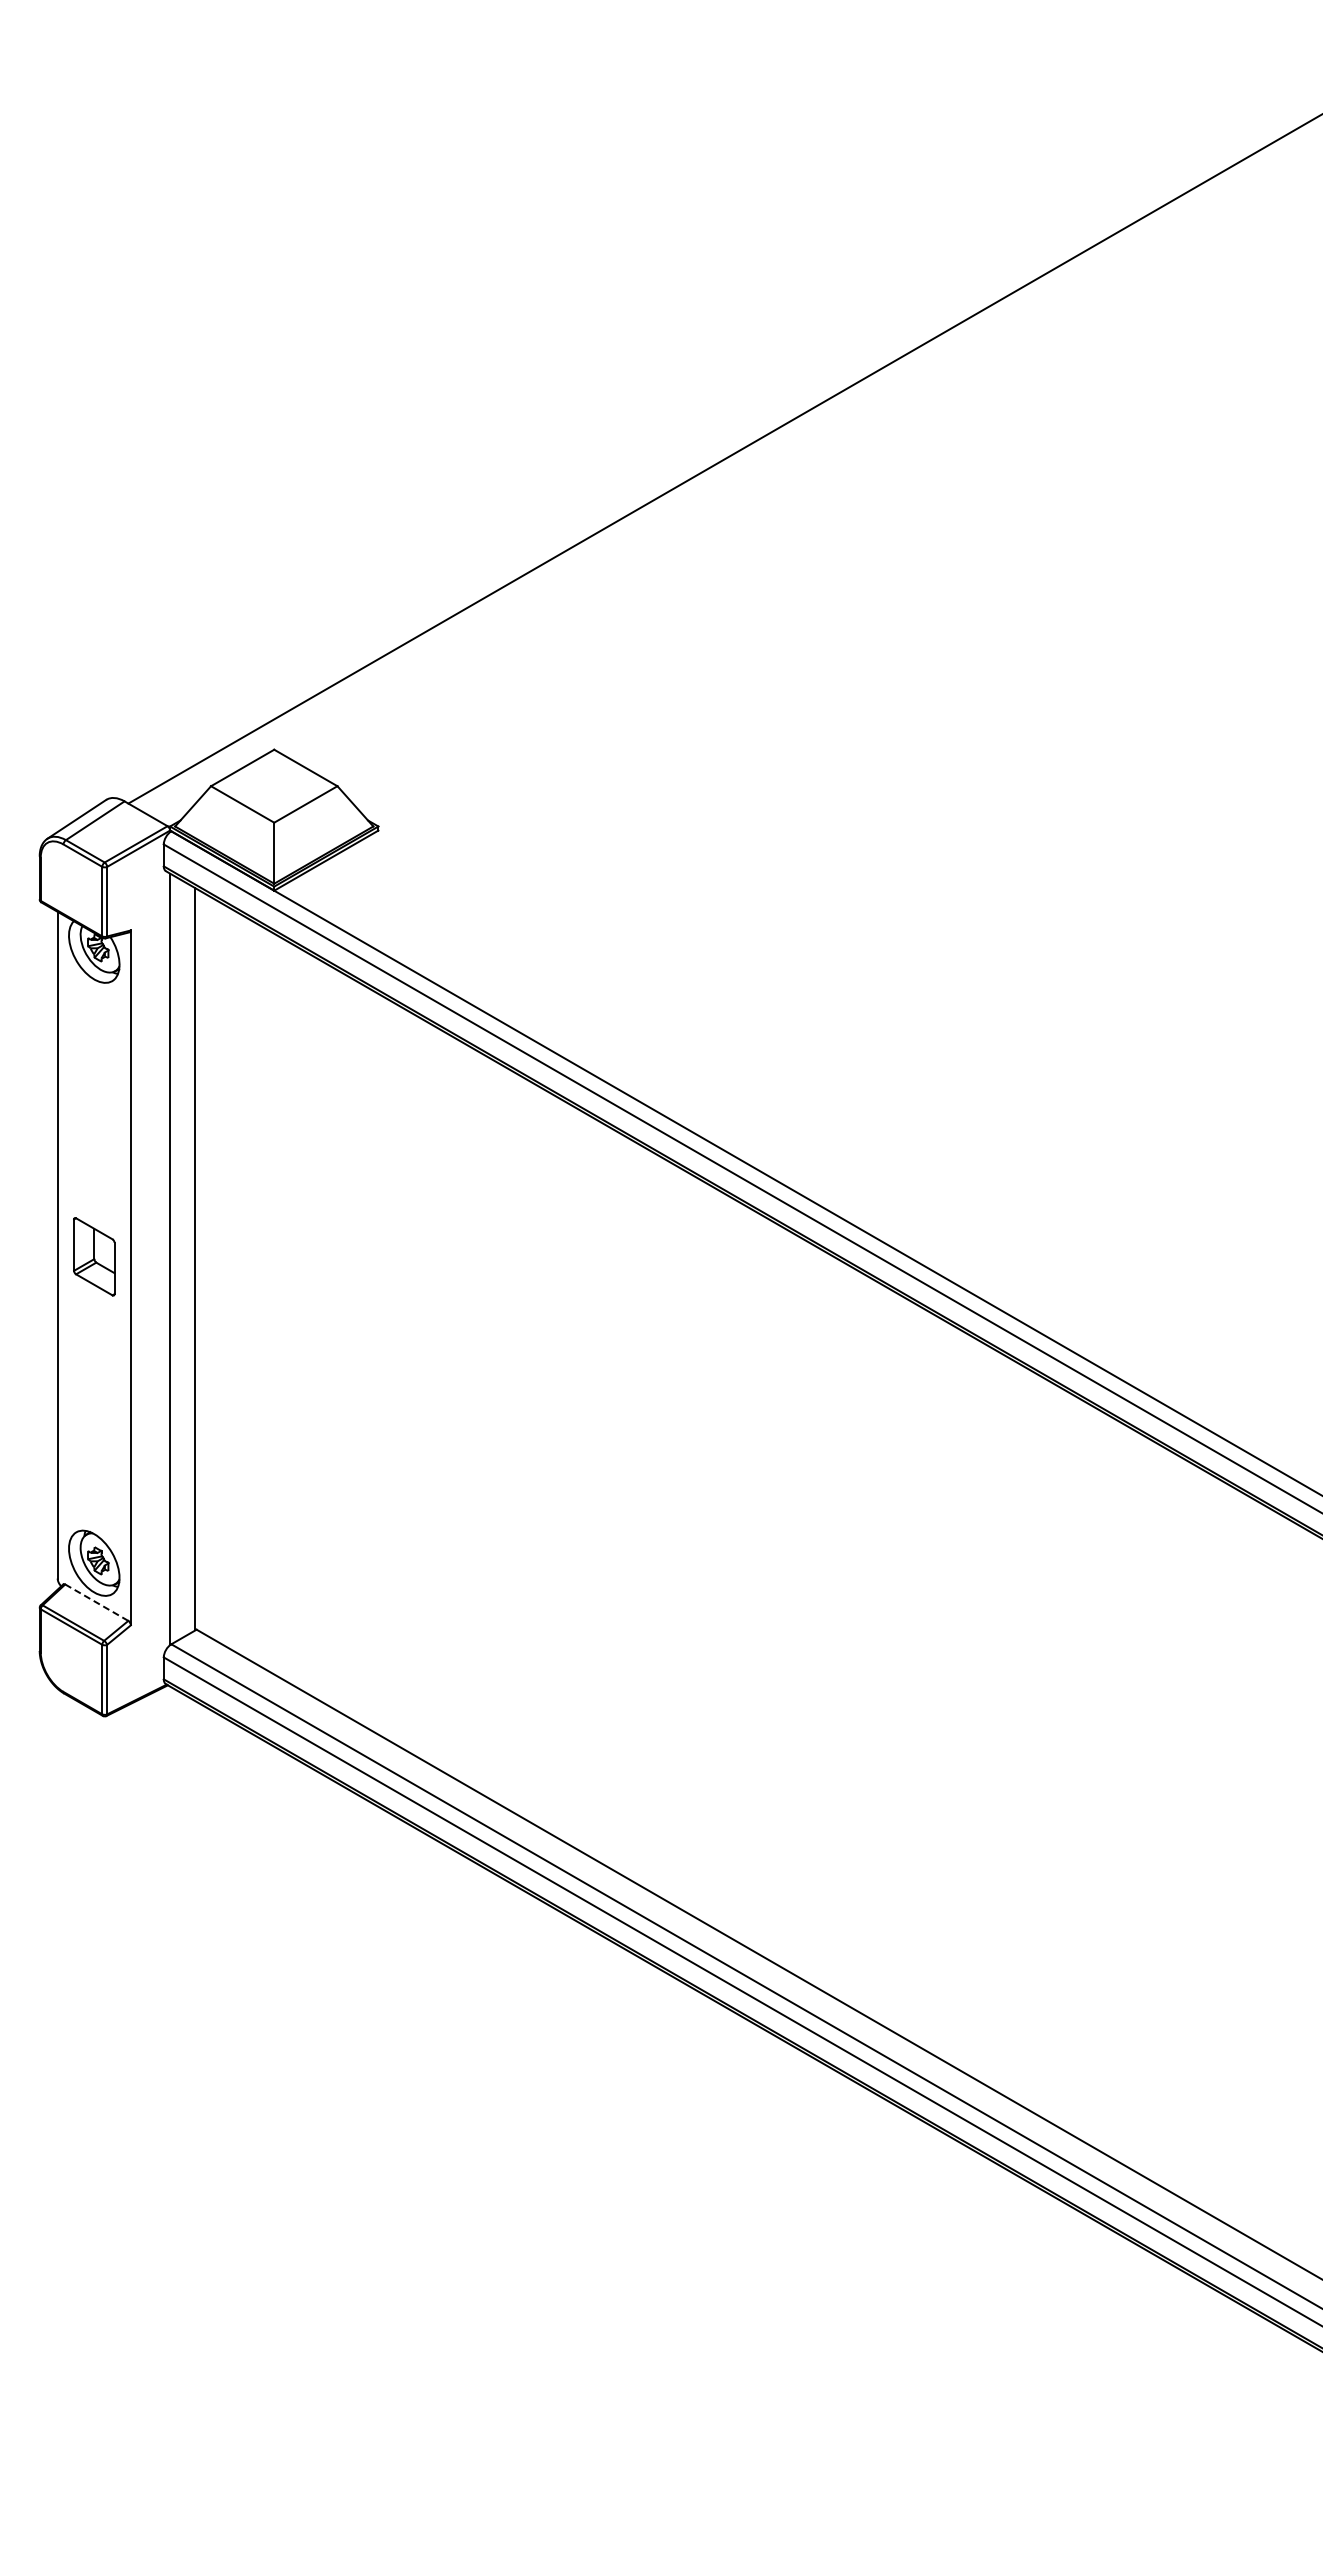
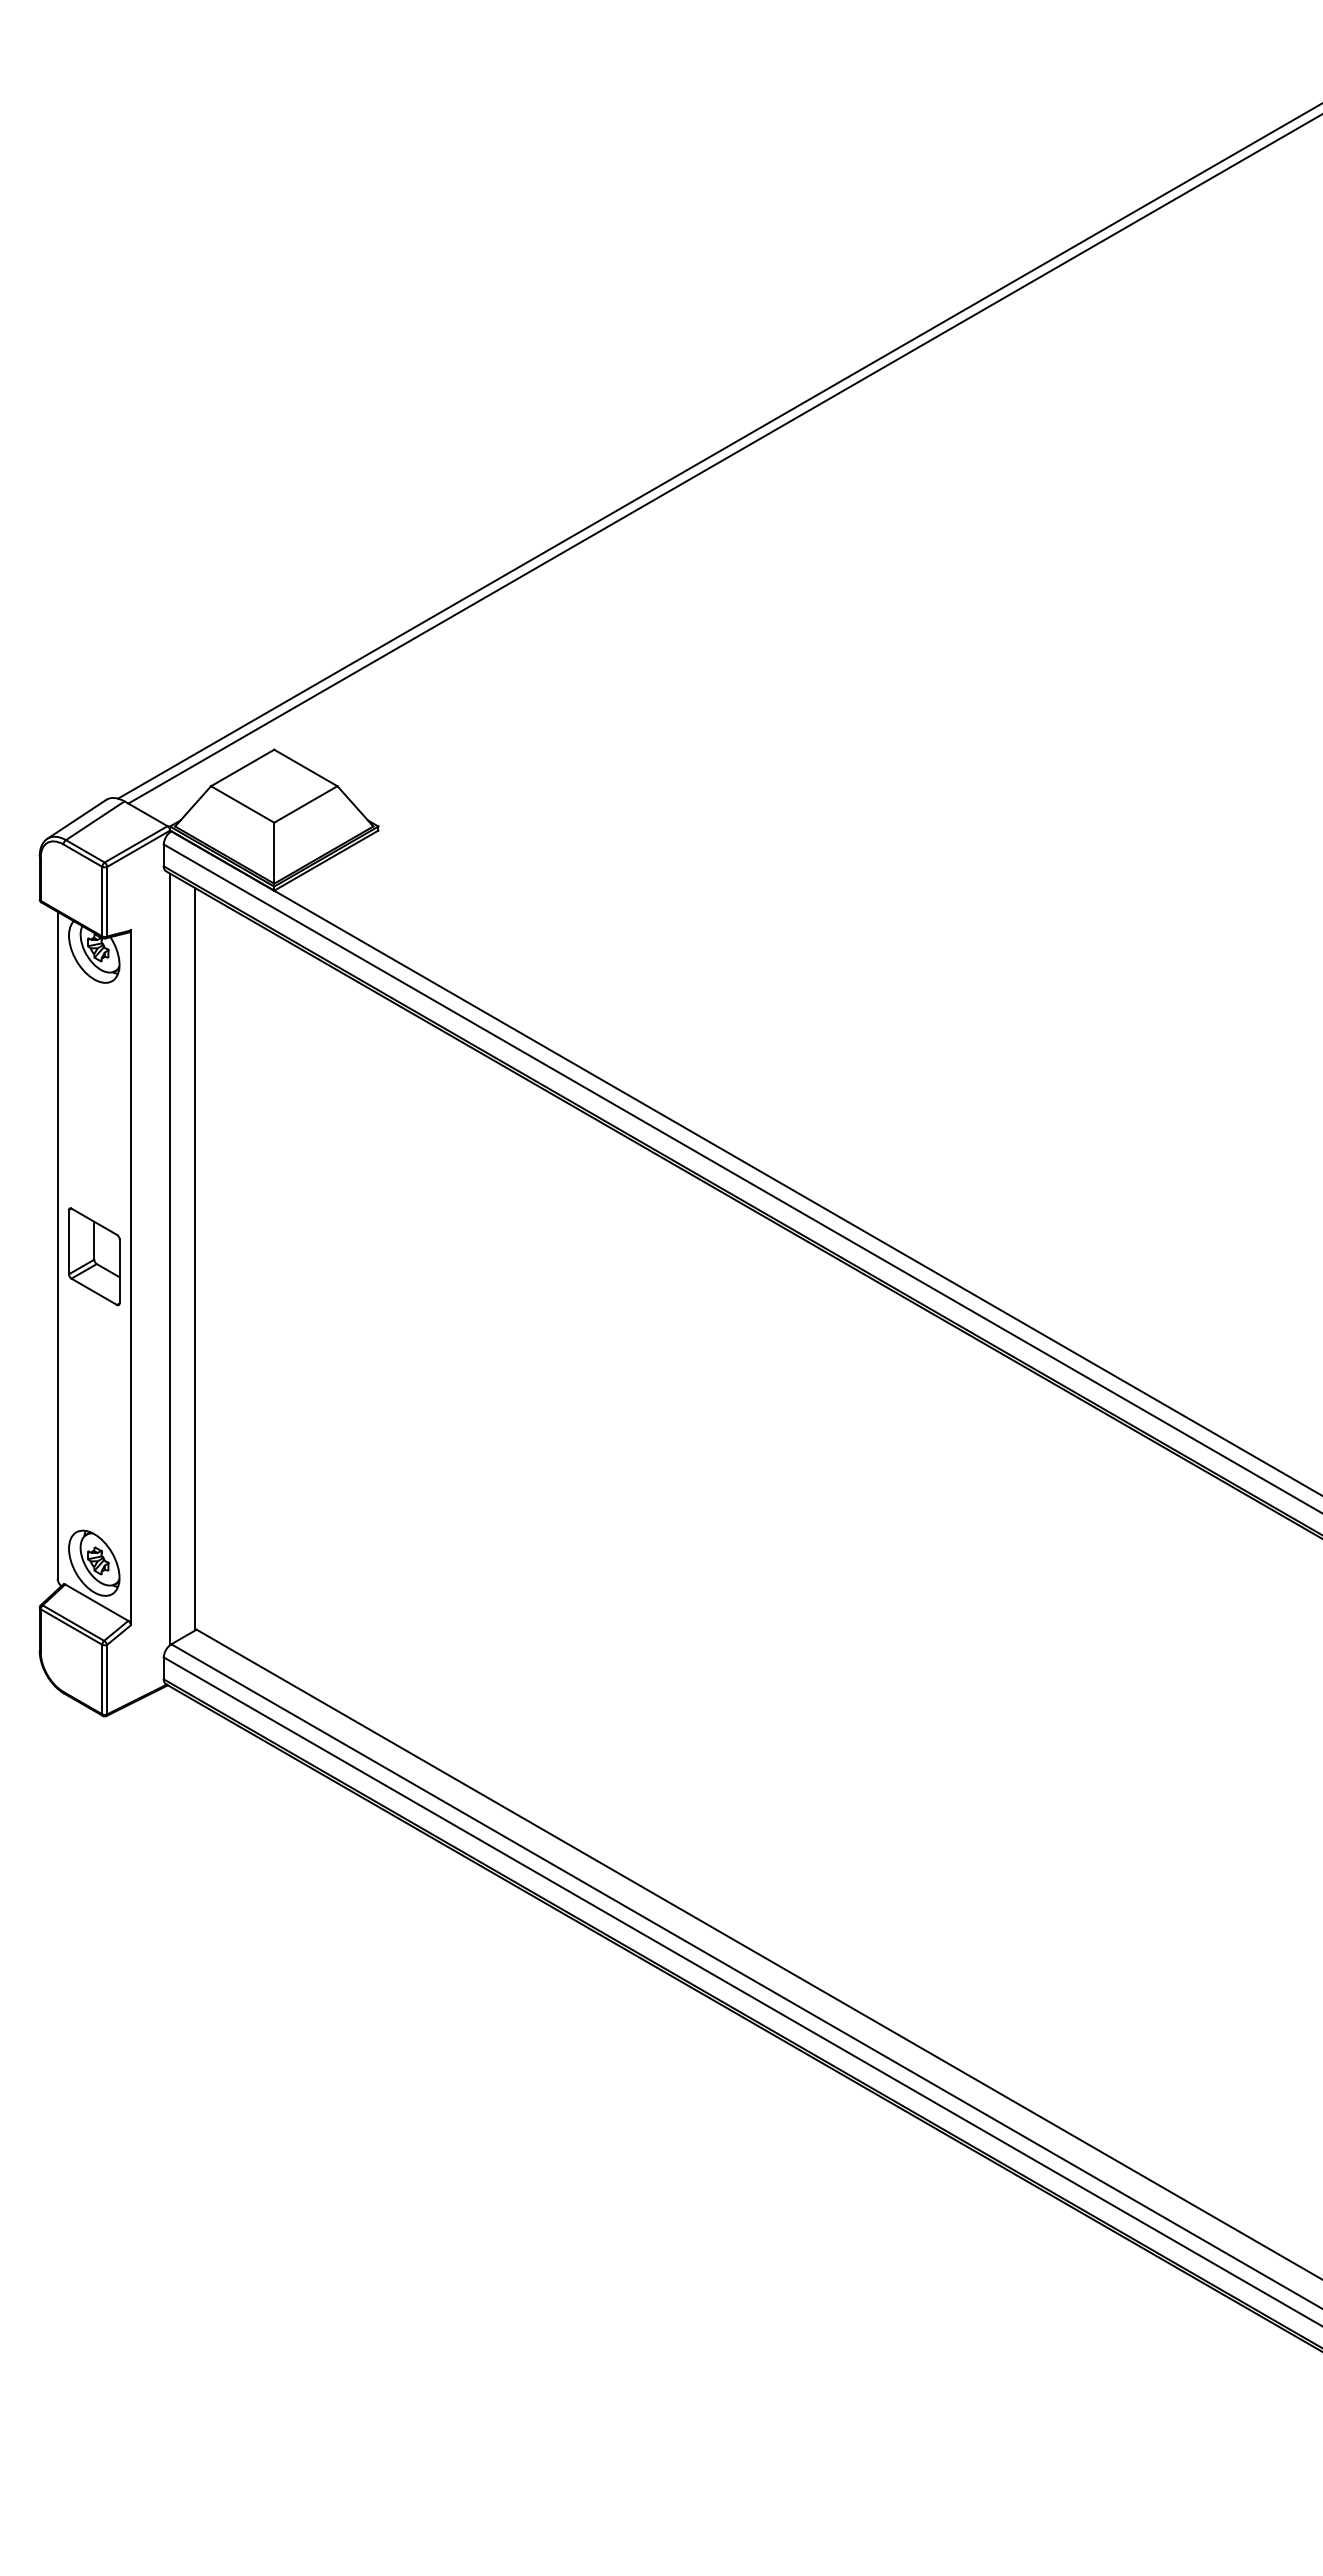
line: none -> present (718, 451)
part size: 43x80 px -> 53x100 px (94, 1256)
line: dashed -> solid (96, 1602)
